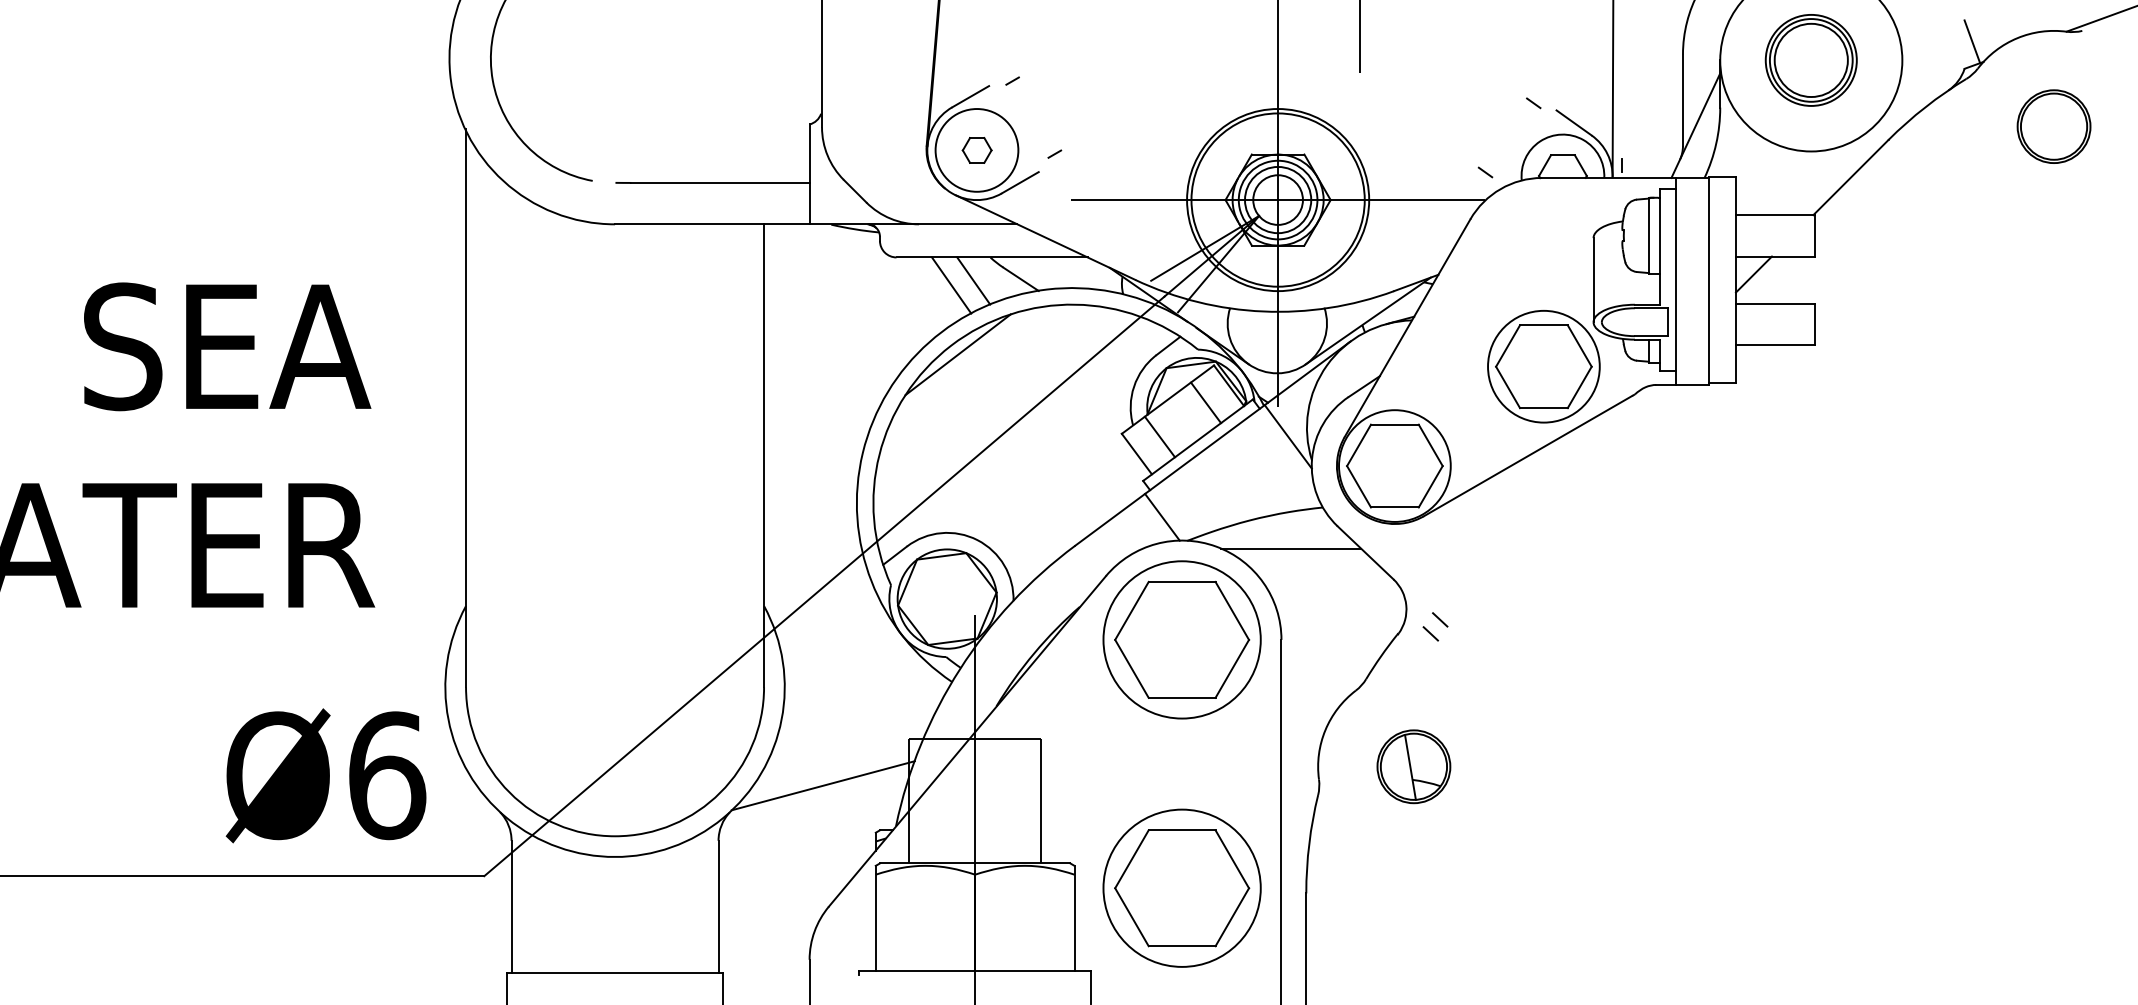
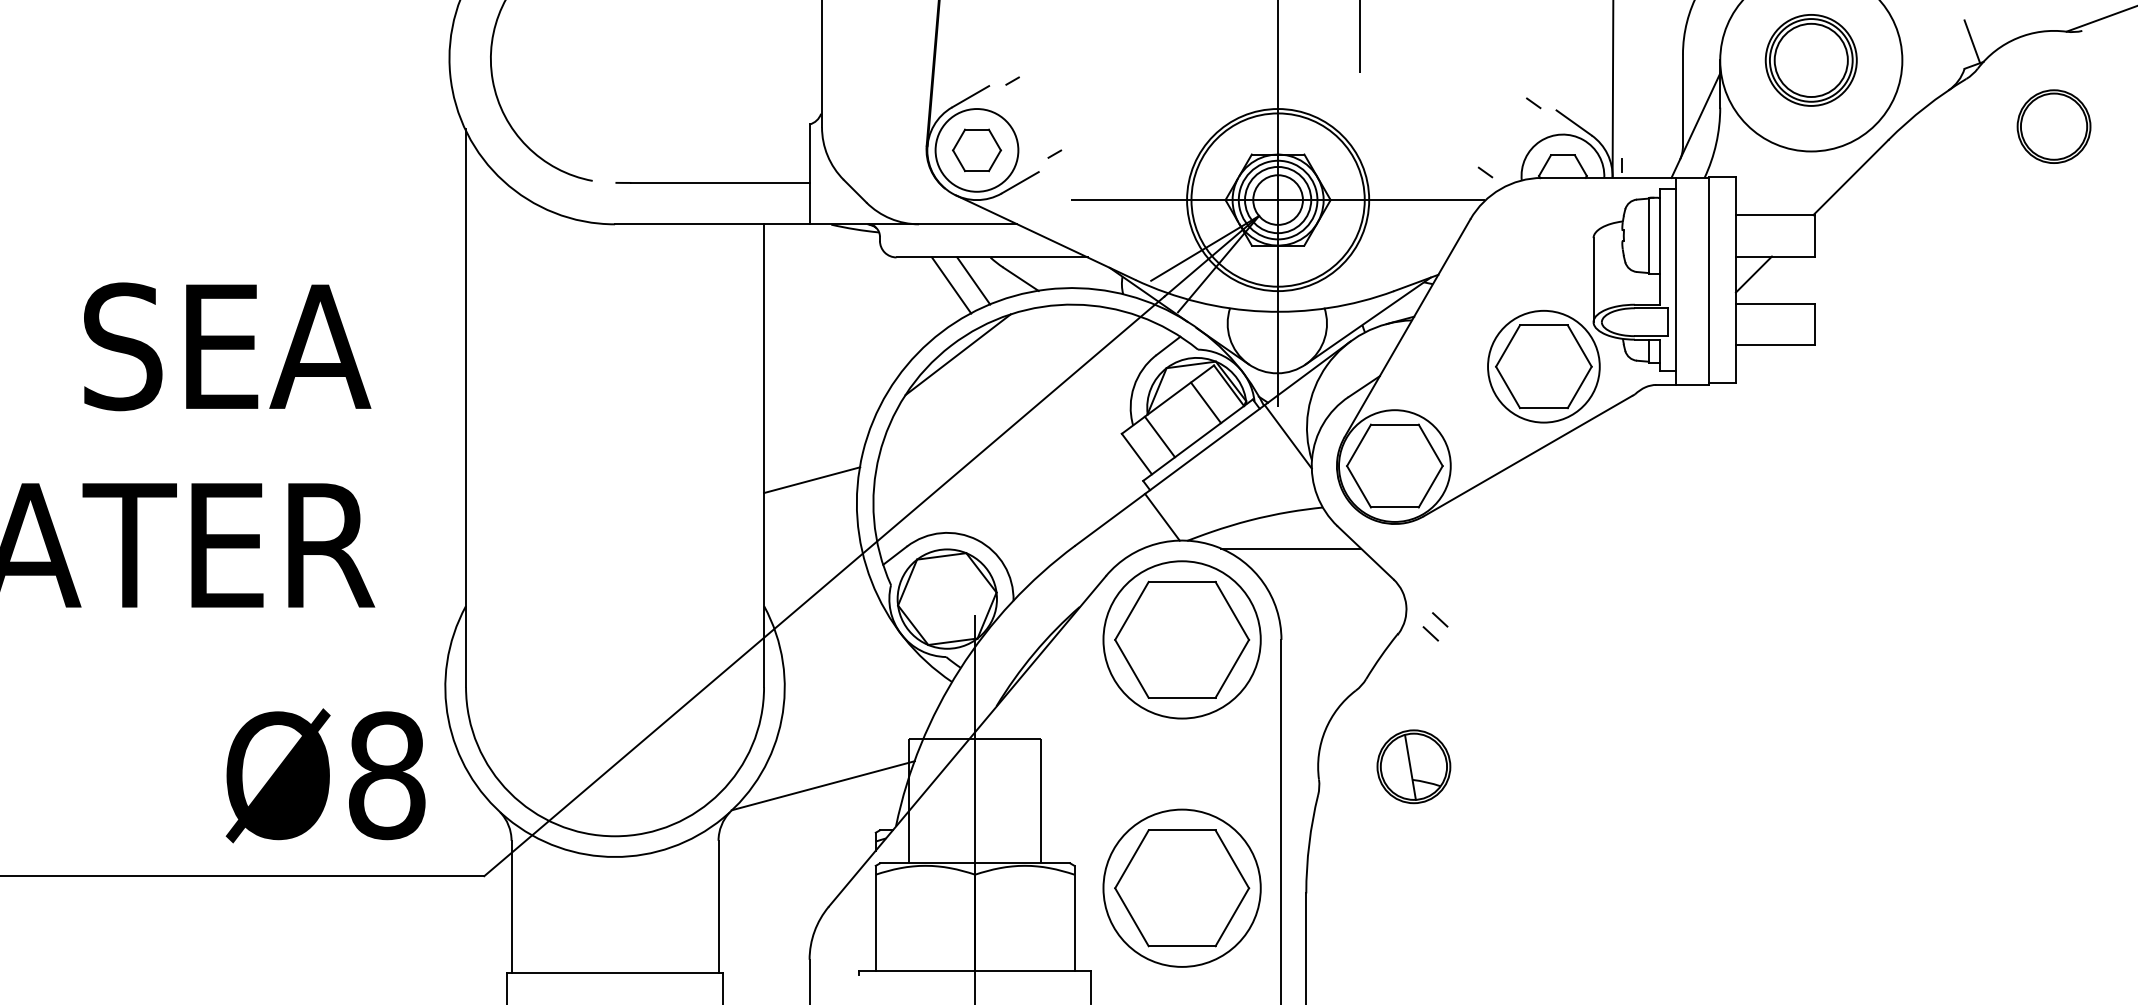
part size: 32x27 px -> 51x45 px (977, 150)
line: none -> present (812, 480)
text: Ø6 -> Ø8 (387, 775)
